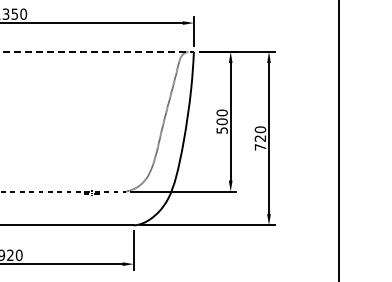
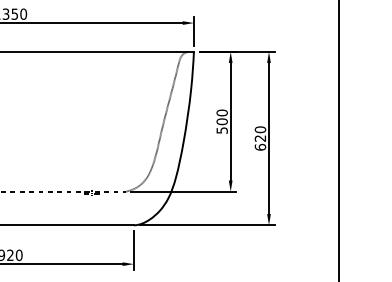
line: dashed -> solid (97, 51)
text: 720 -> 620 (260, 146)
